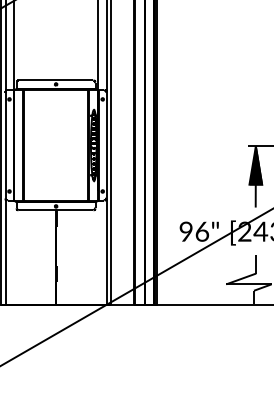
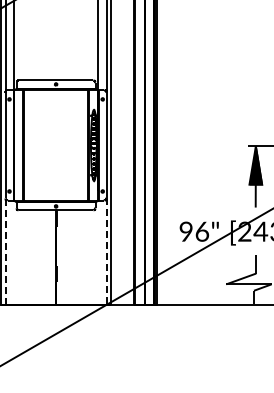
line: solid -> dashed (5, 251)
line: solid -> dashed (106, 252)
